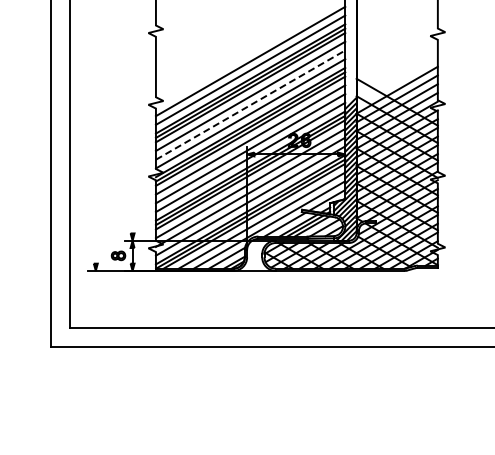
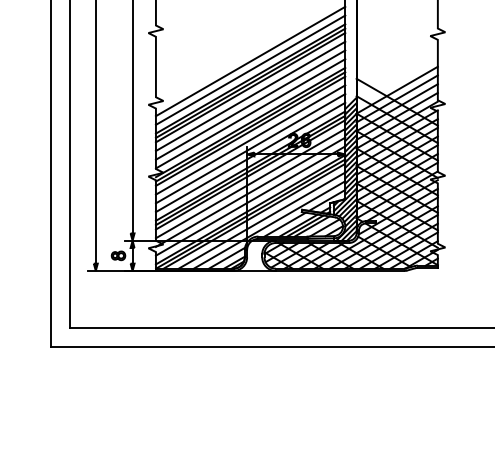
line: dashed -> solid (251, 104)
line: none -> present (132, 117)
line: none -> present (95, 132)
